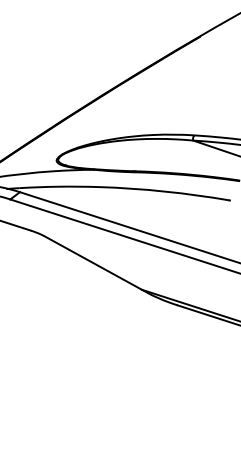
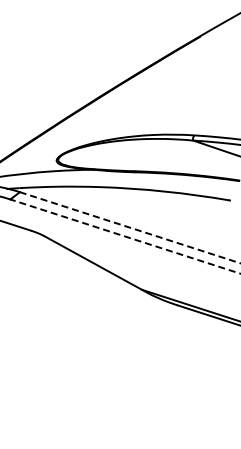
line: solid -> dashed (130, 227)
line: solid -> dashed (125, 236)
